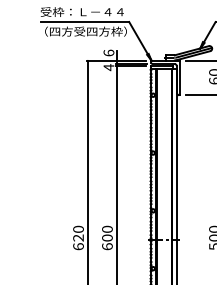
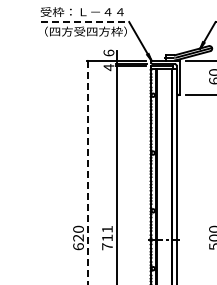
line: solid -> dashed (85, 22)
line: solid -> dashed (87, 172)
text: 600 -> 711 (107, 237)
